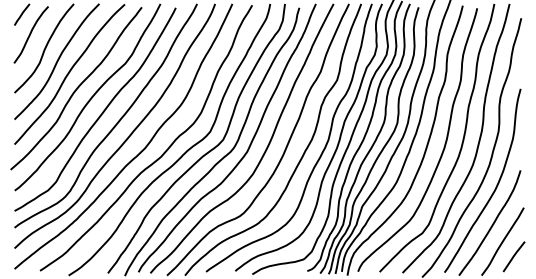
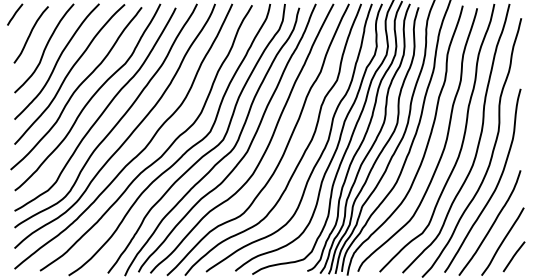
line position: (22, 14) -> (15, 14) (15, 14)
